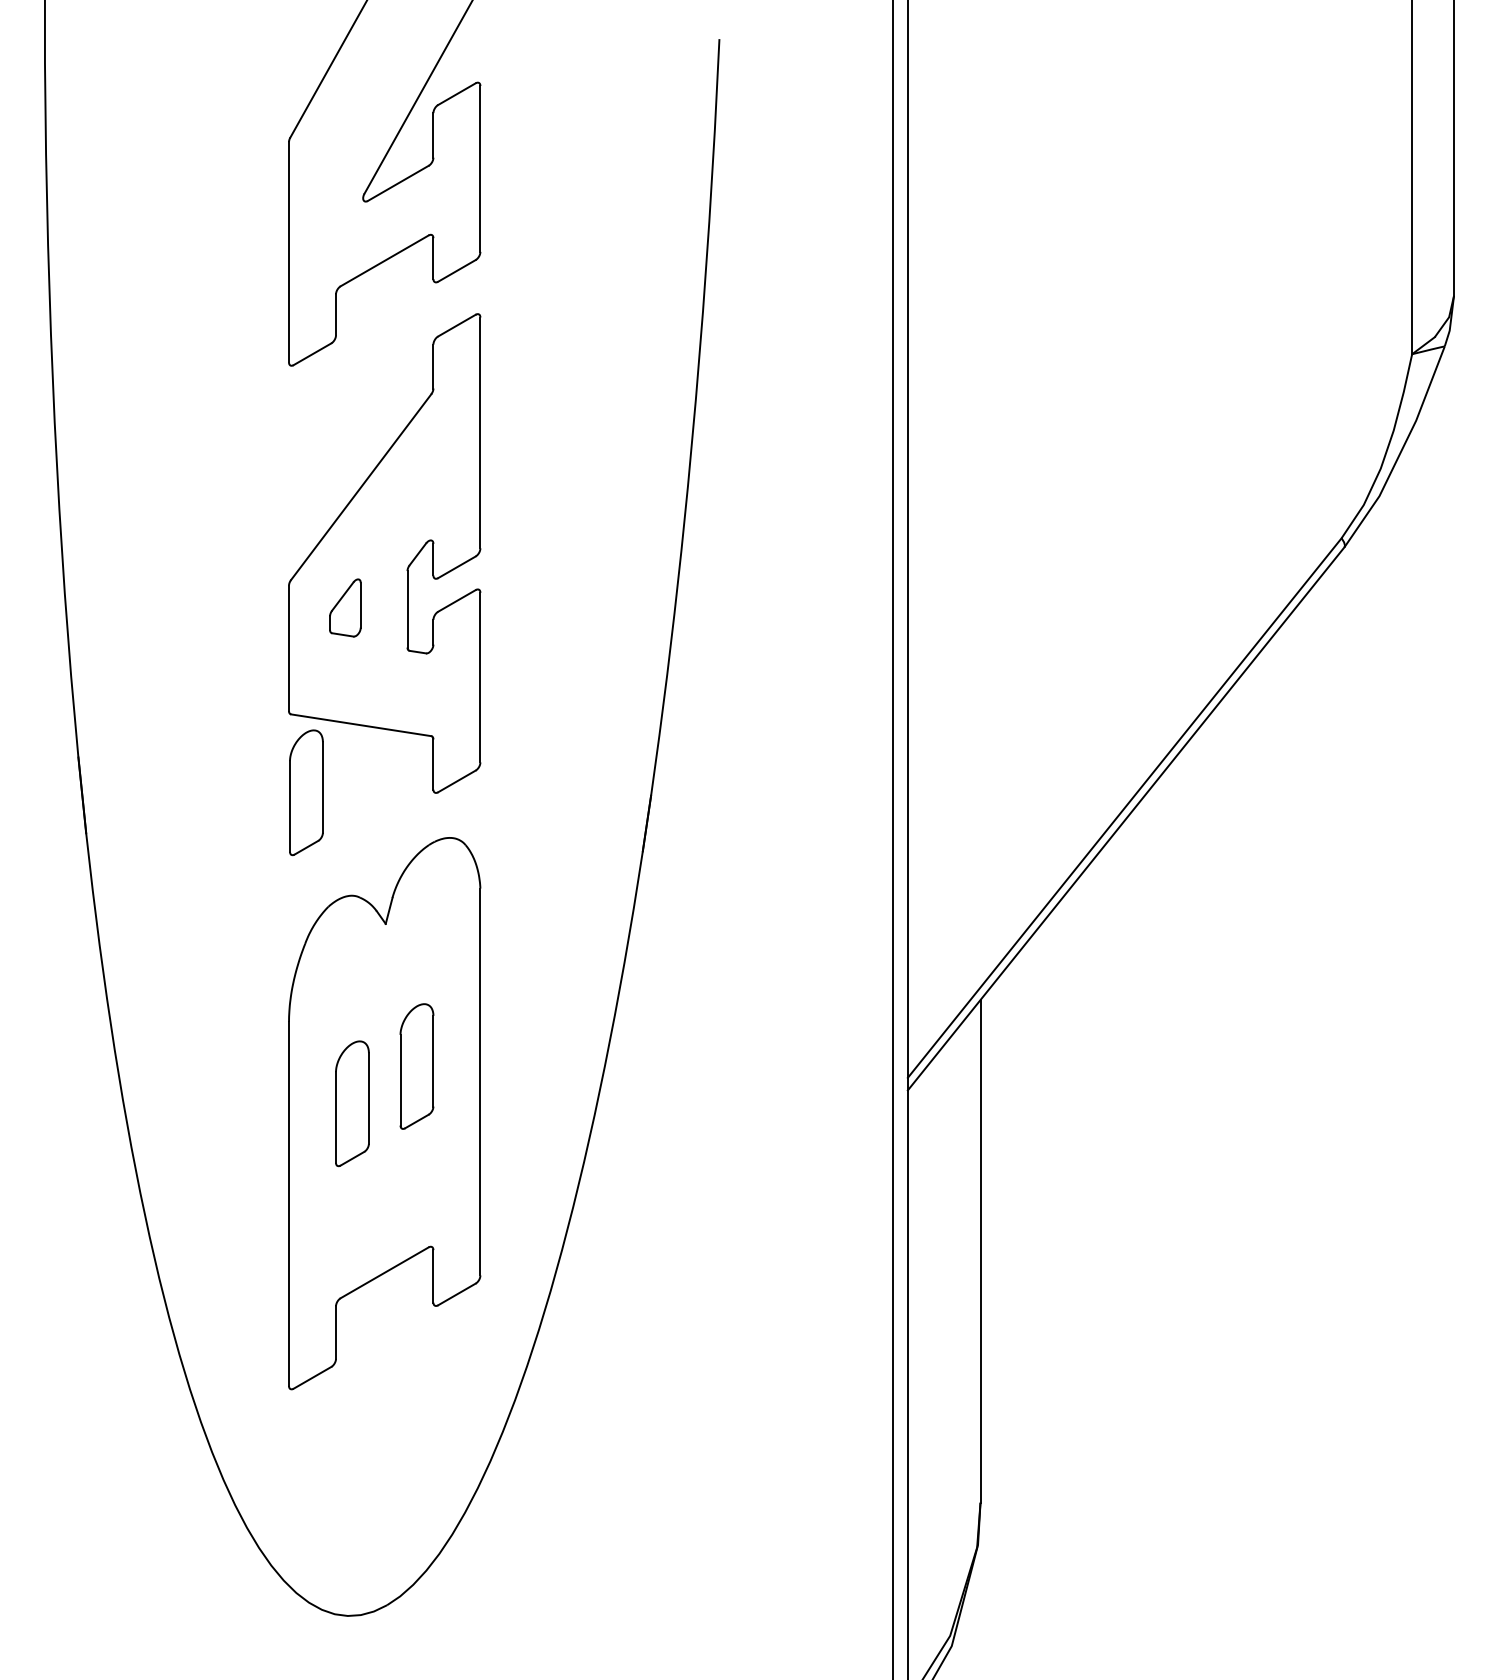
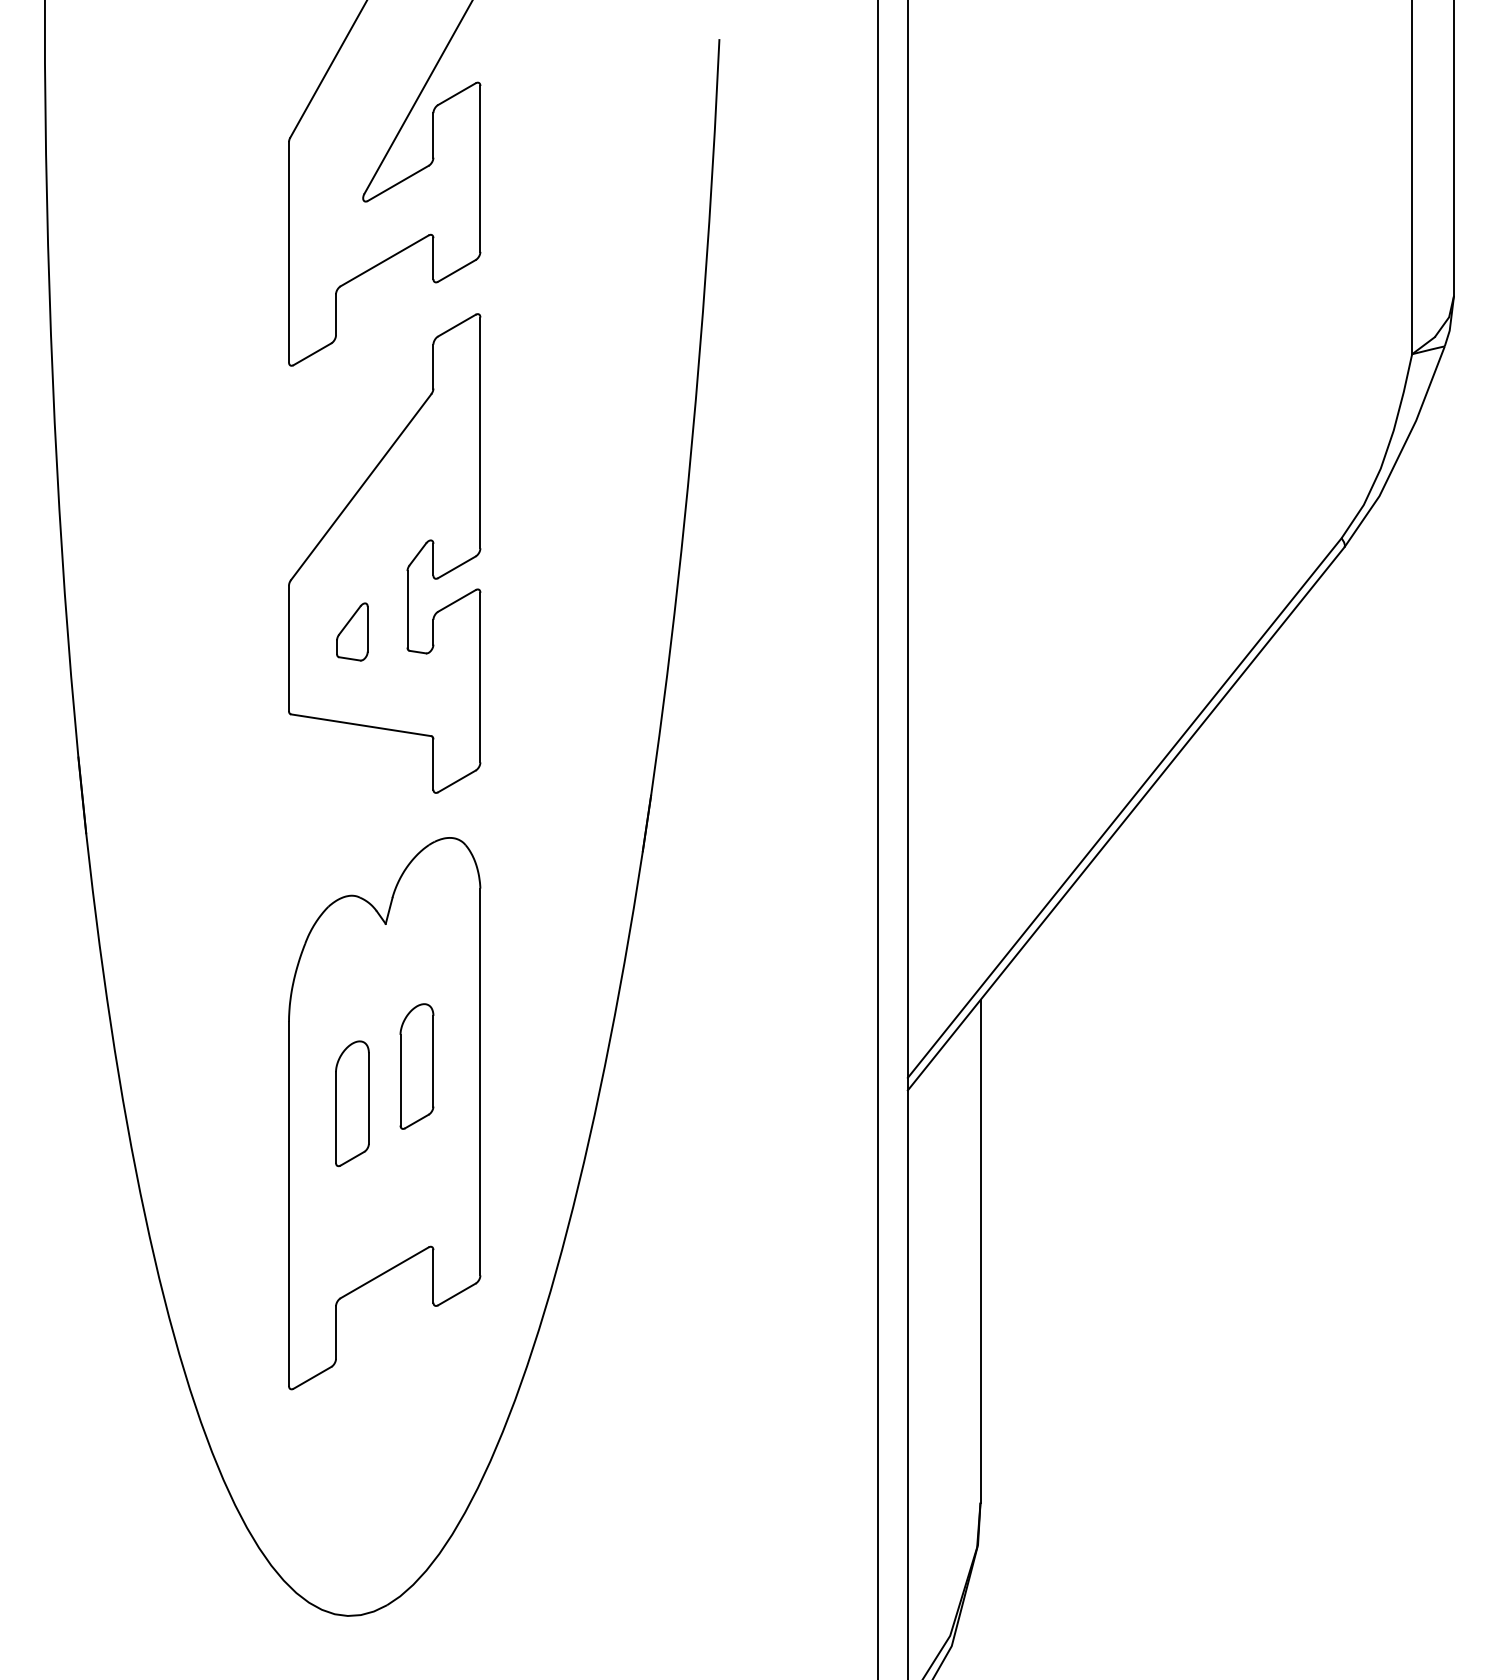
part position: (345, 607) -> (352, 631) (352, 631)
part: present -> none (306, 792)
line position: (892, 839) -> (877, 839) (877, 839)
